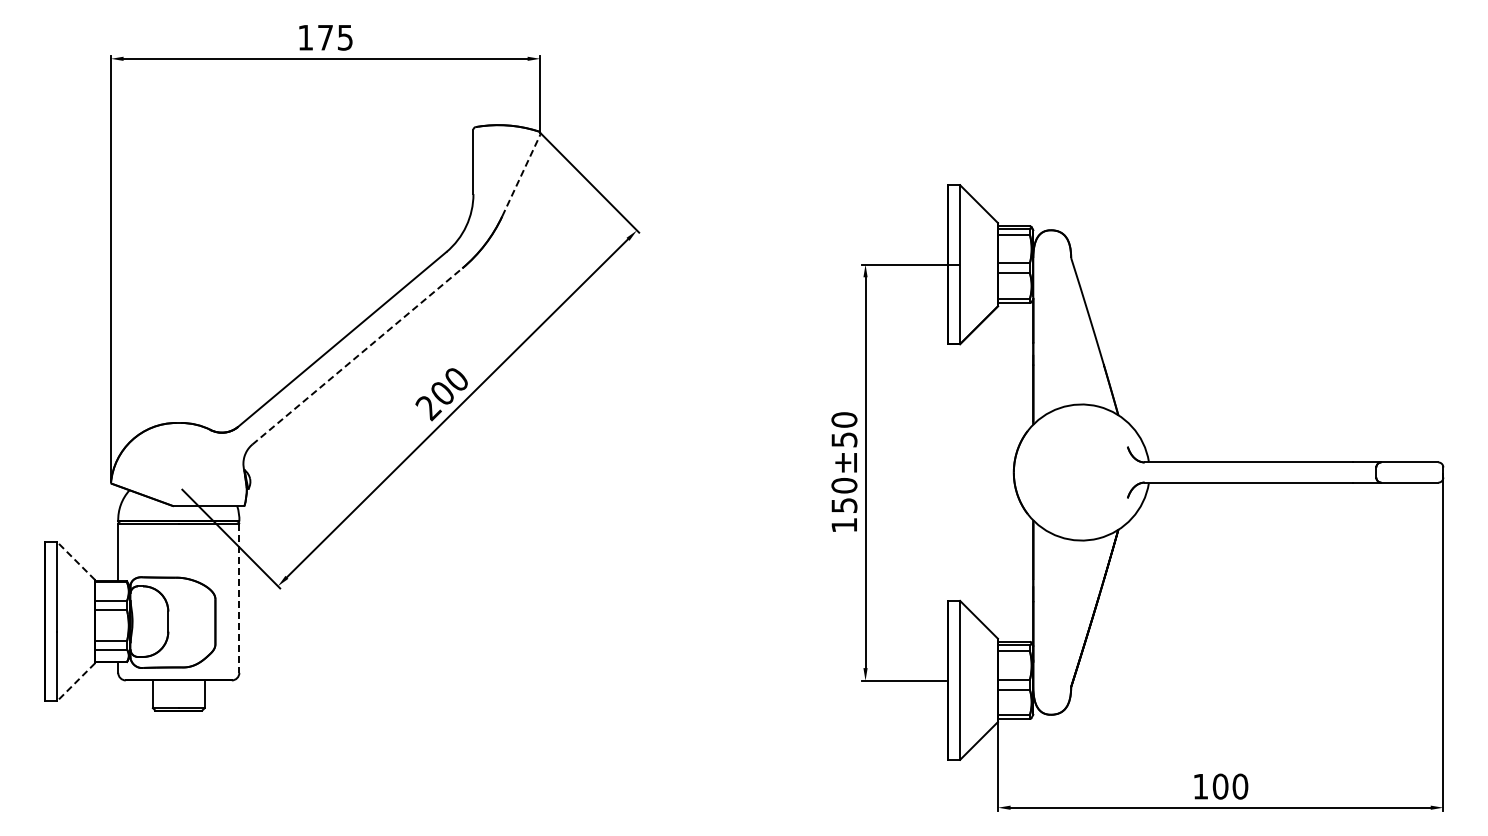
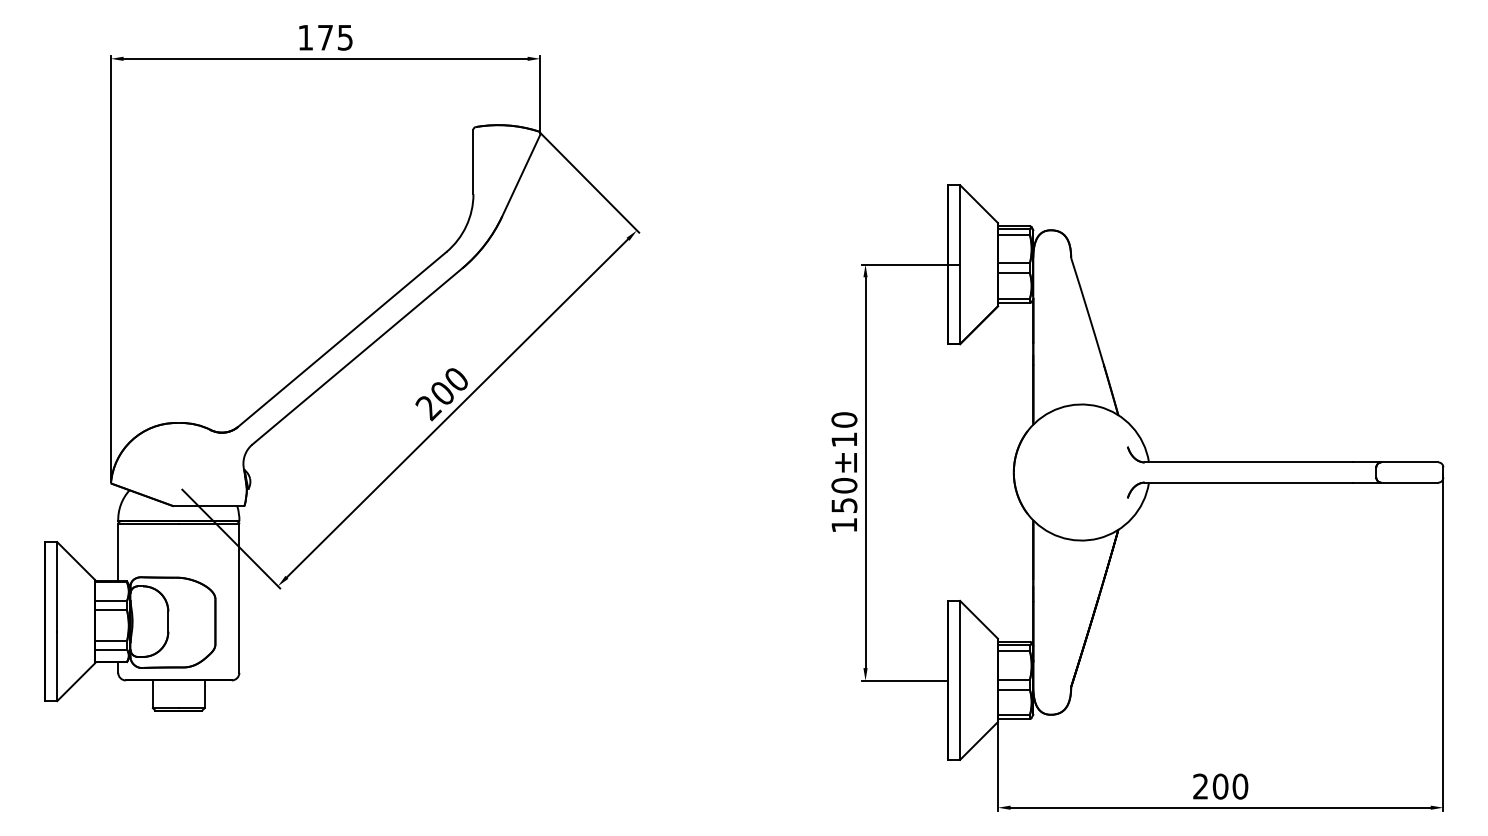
line: dashed -> solid (521, 175)
line: dashed -> solid (357, 356)
text: 150±50 -> 150±10 (844, 439)
line: dashed -> solid (76, 561)
line: dashed -> solid (239, 598)
line: dashed -> solid (76, 682)
text: 100 -> 200 (1200, 786)
